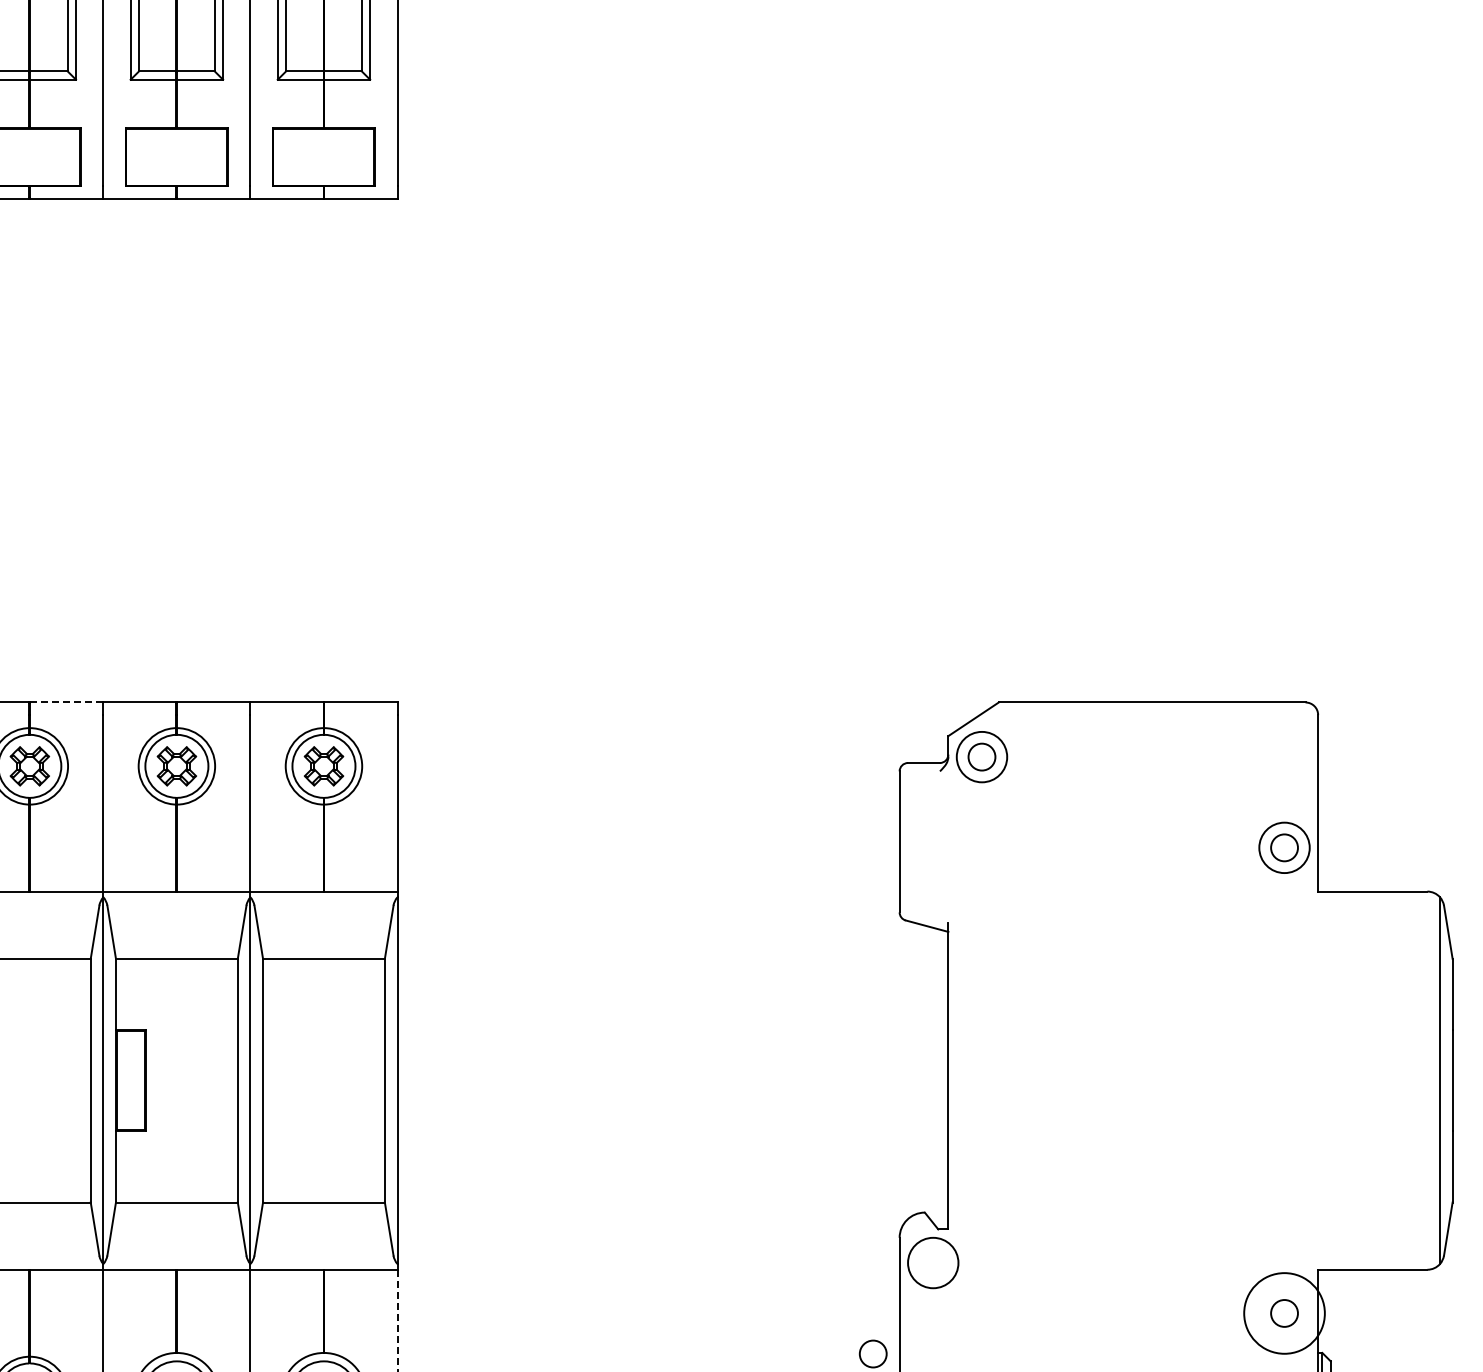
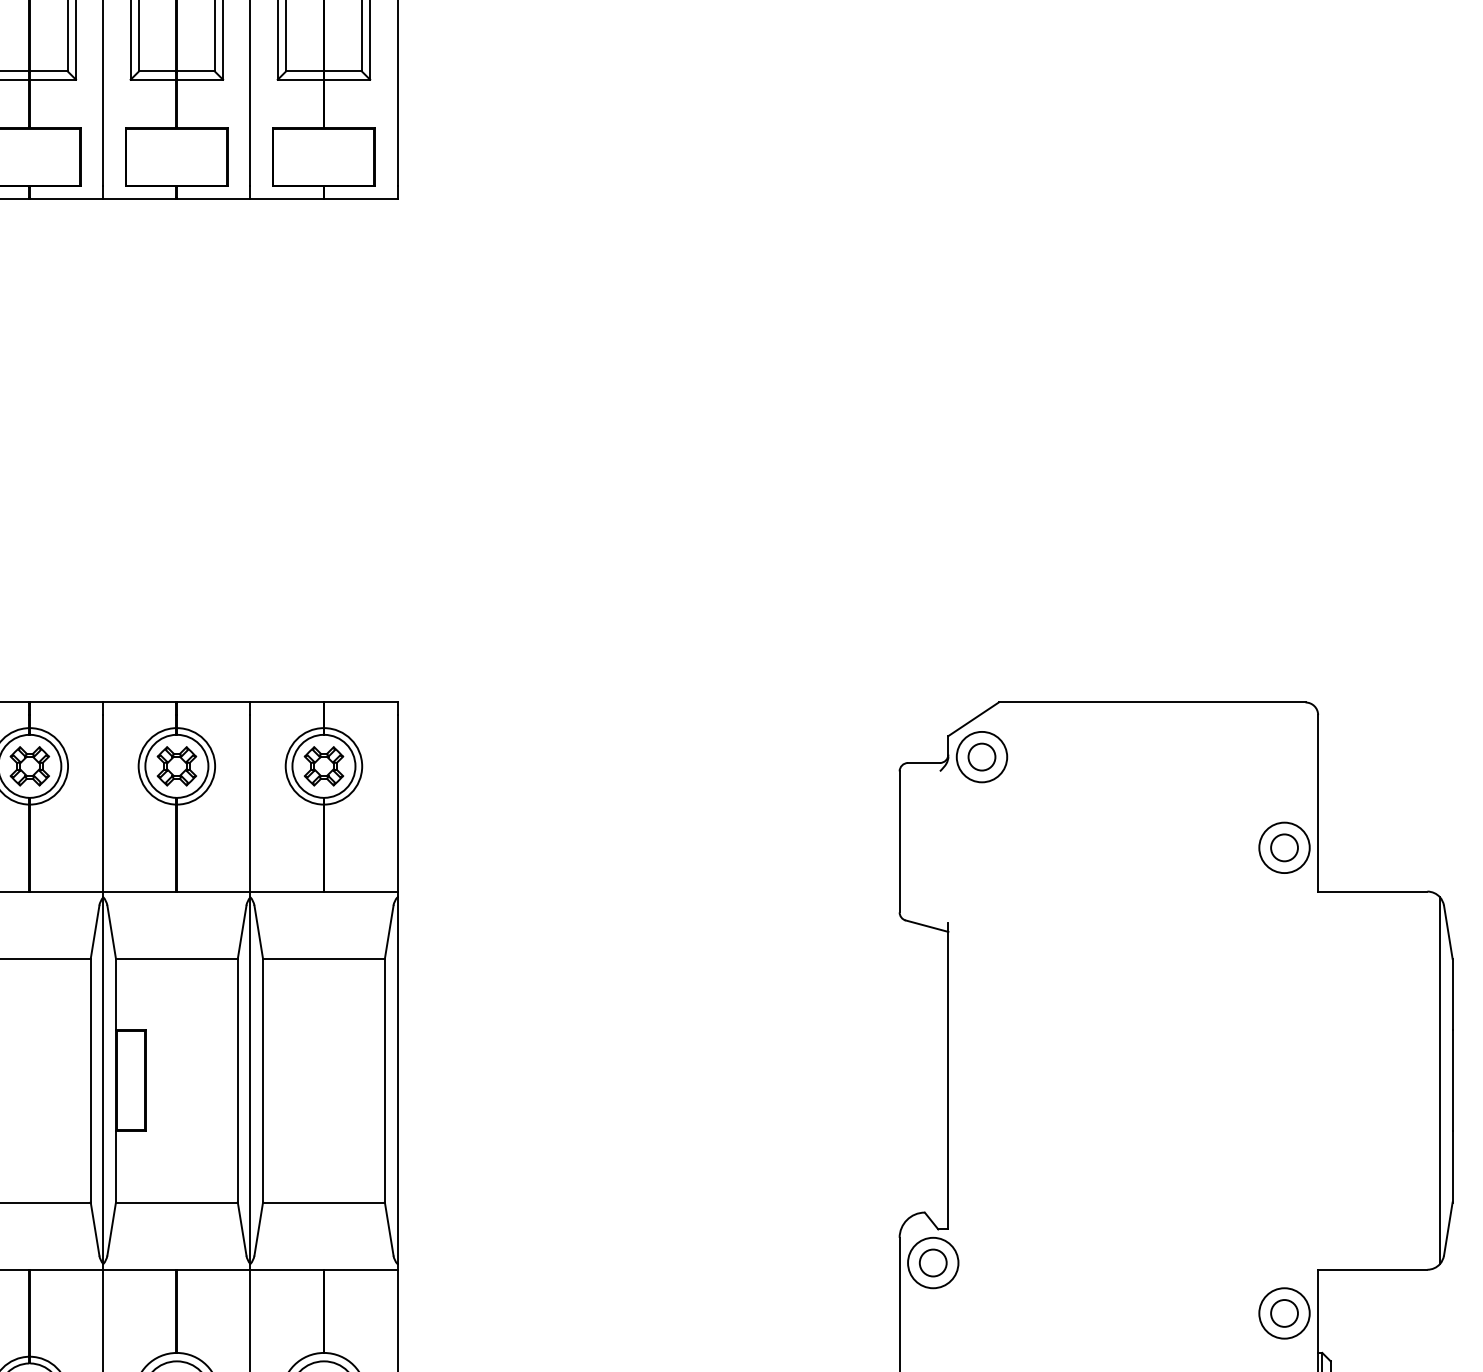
line: dashed -> solid (66, 702)
circle diameter: 81 px -> 50 px (1284, 1313)
line: dashed -> solid (397, 1320)
circle position: (872, 1353) -> (932, 1262) (932, 1262)
